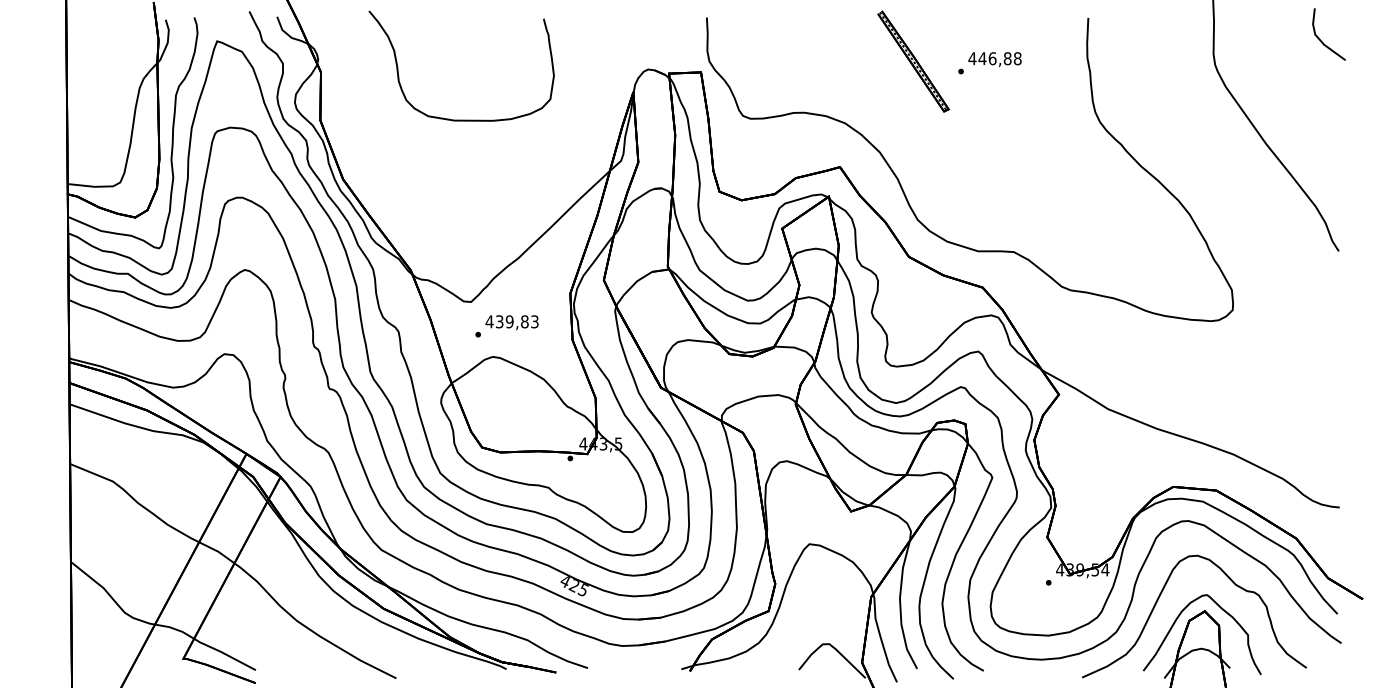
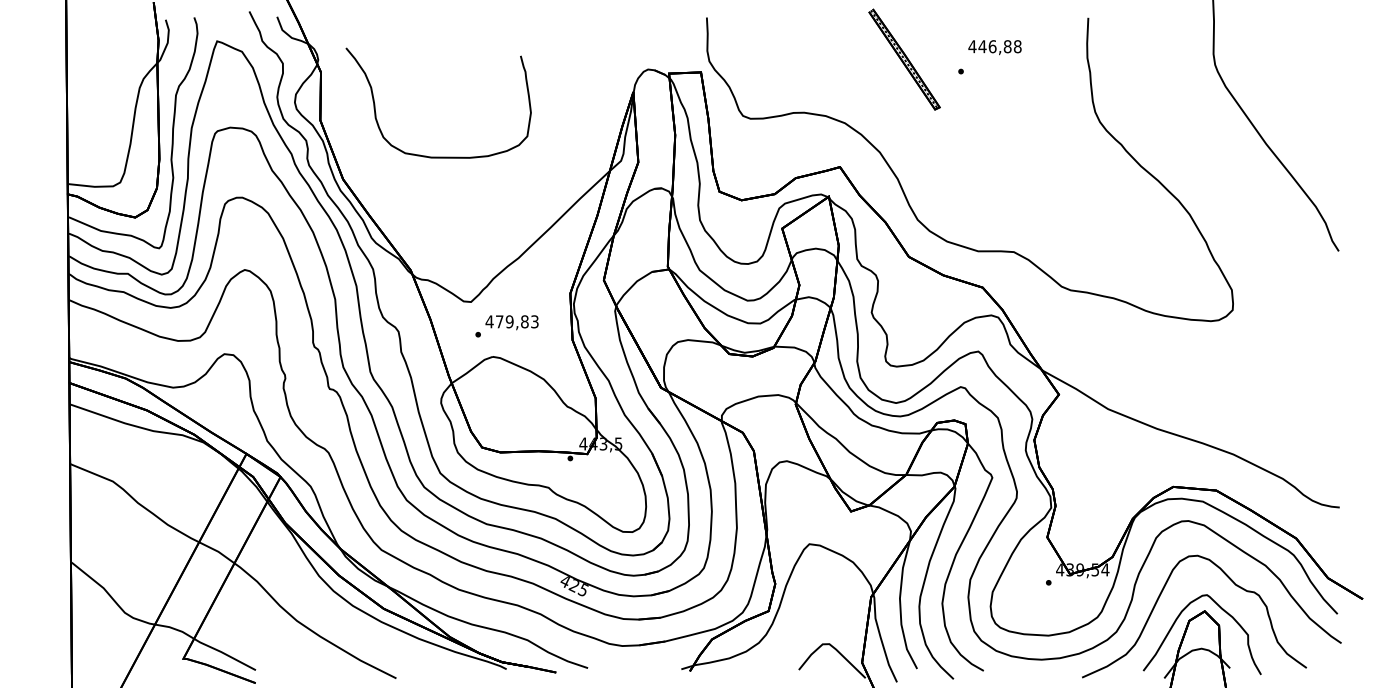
line: present -> none (1321, 40)
text position: (994, 59) -> (994, 47) (994, 47)
part position: (913, 61) -> (904, 59) (904, 59)
curve position: (461, 119) -> (438, 156) (438, 156)
text: 439,83 -> 479,83 (499, 321)
